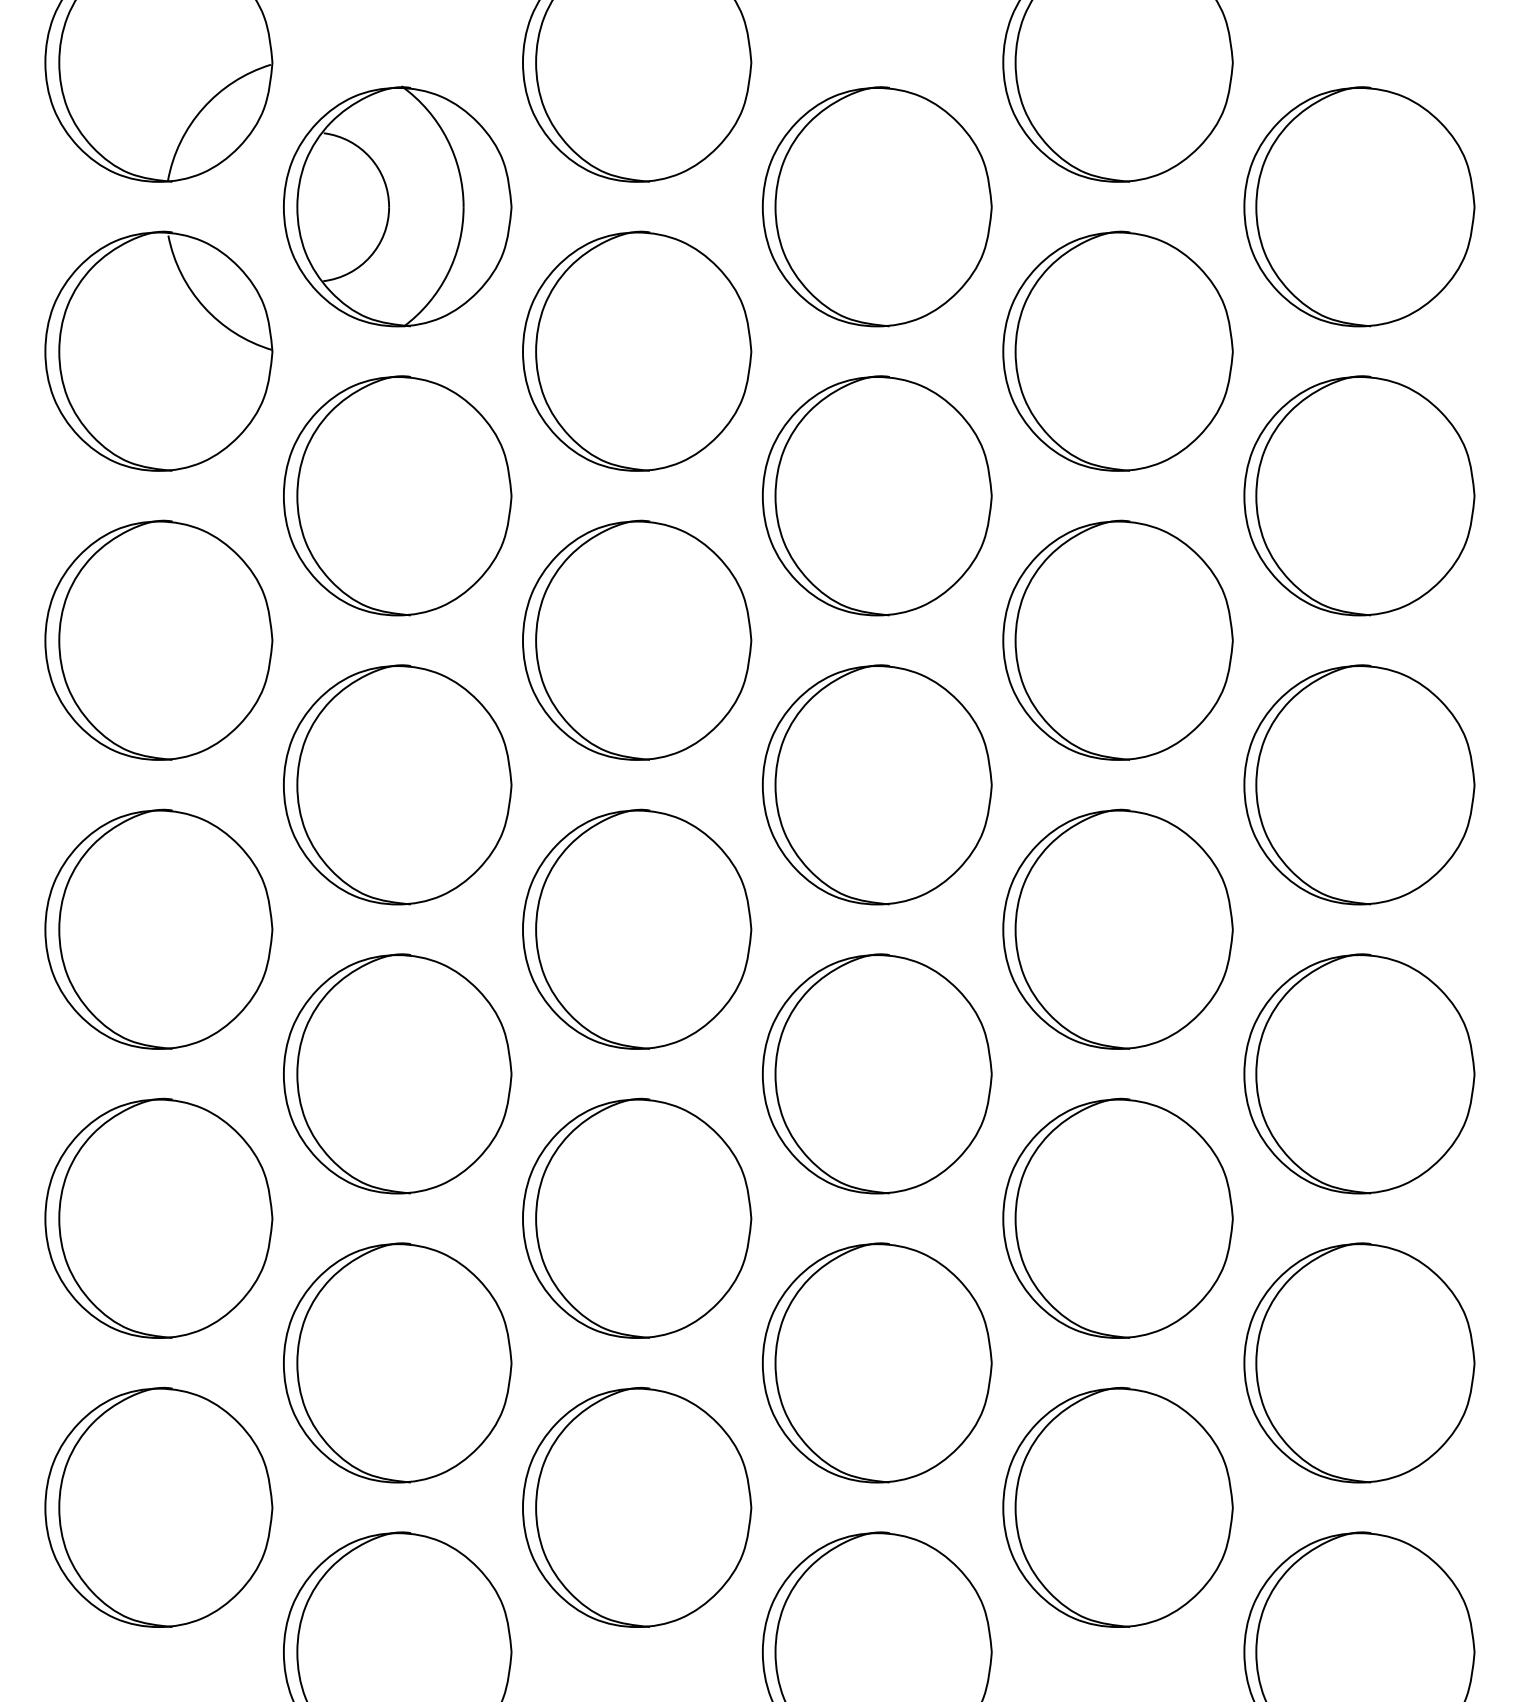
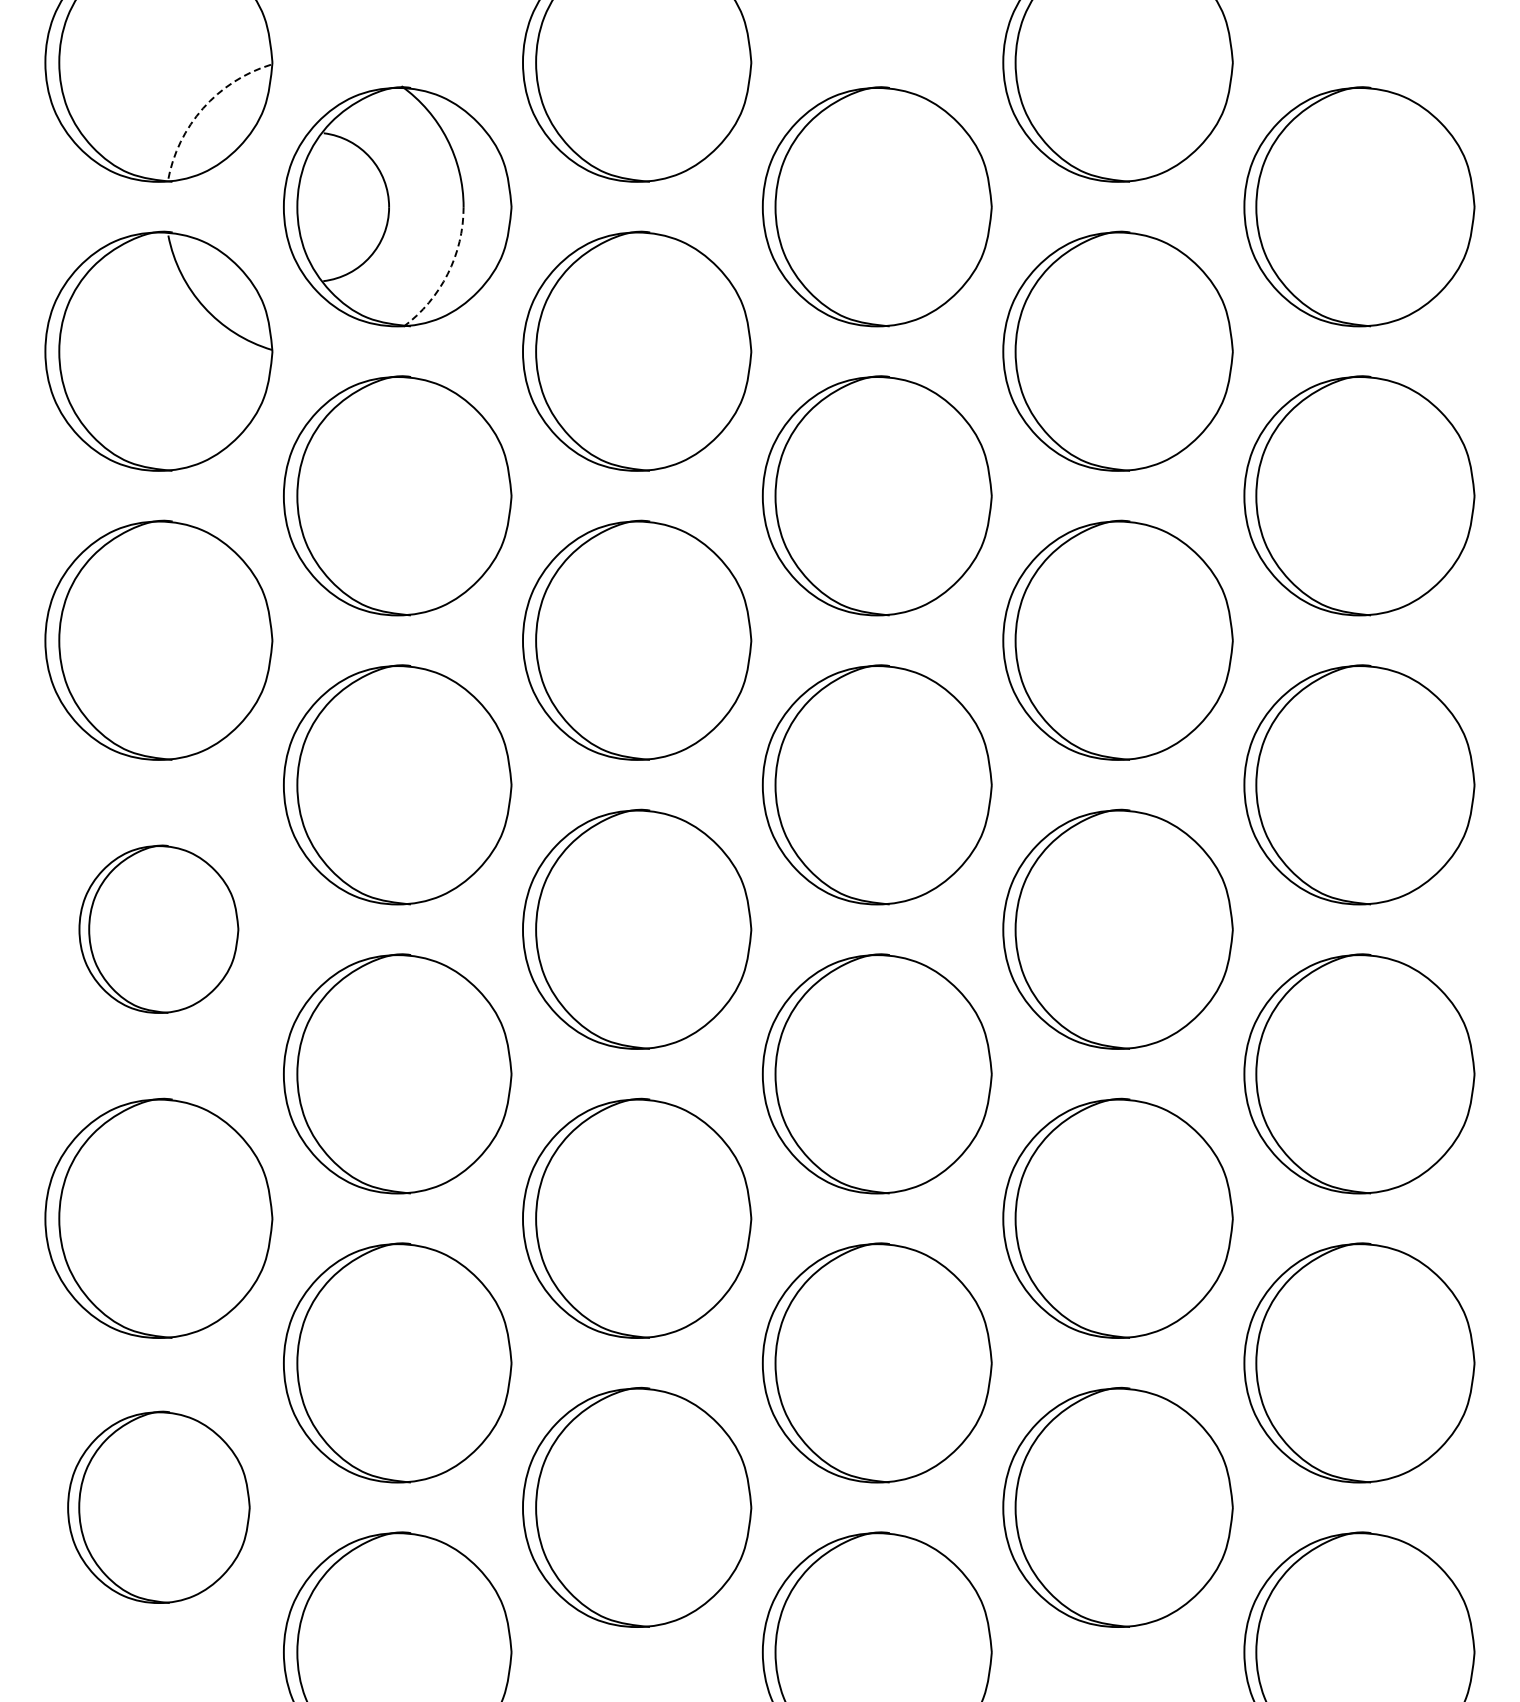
arc: solid -> dashed (203, 108)
arc: solid -> dashed (447, 274)
part size: 230x242 px -> 162x170 px (158, 928)
part size: 230x242 px -> 184x194 px (158, 1506)
